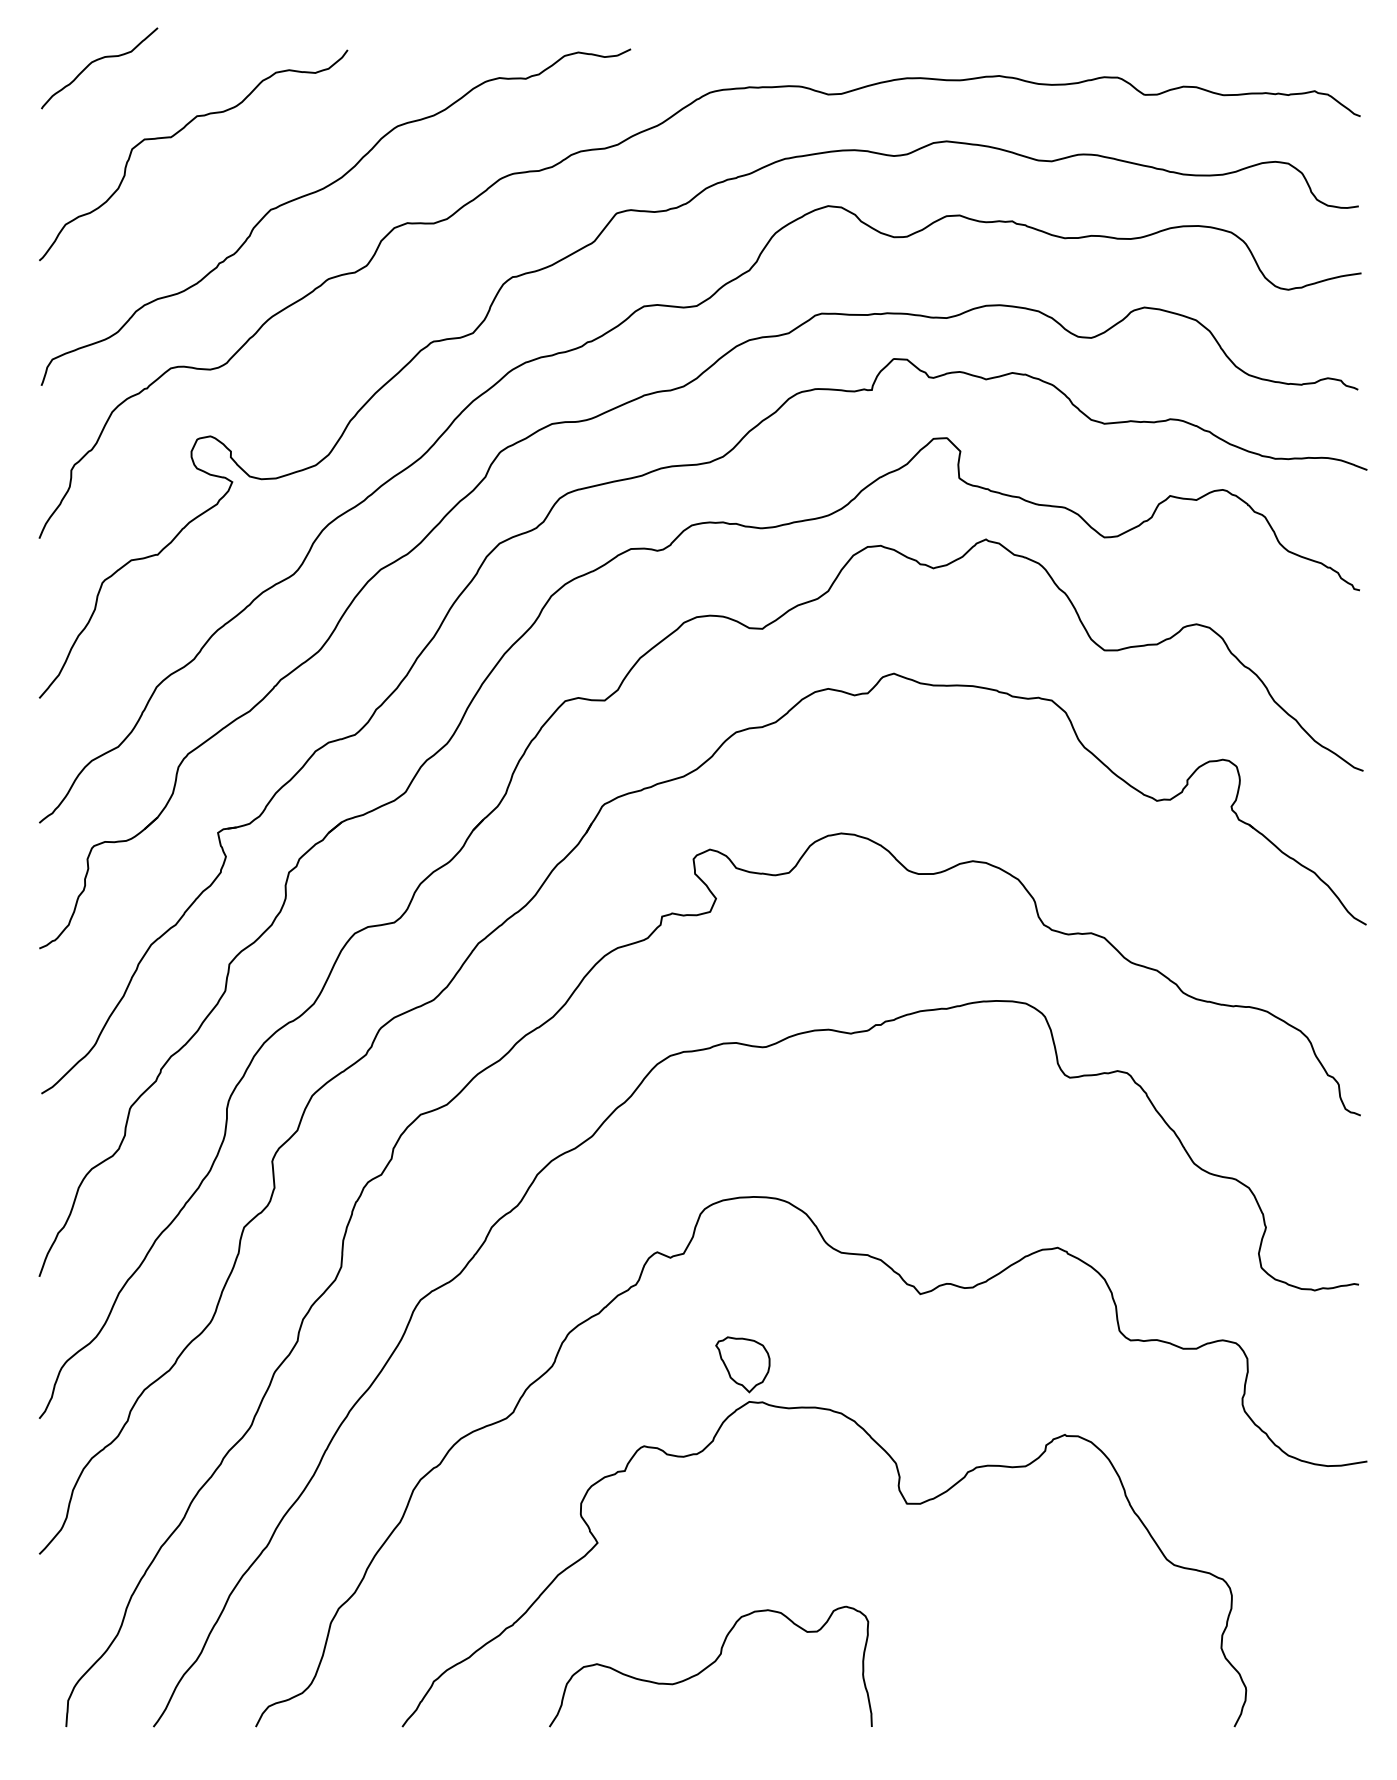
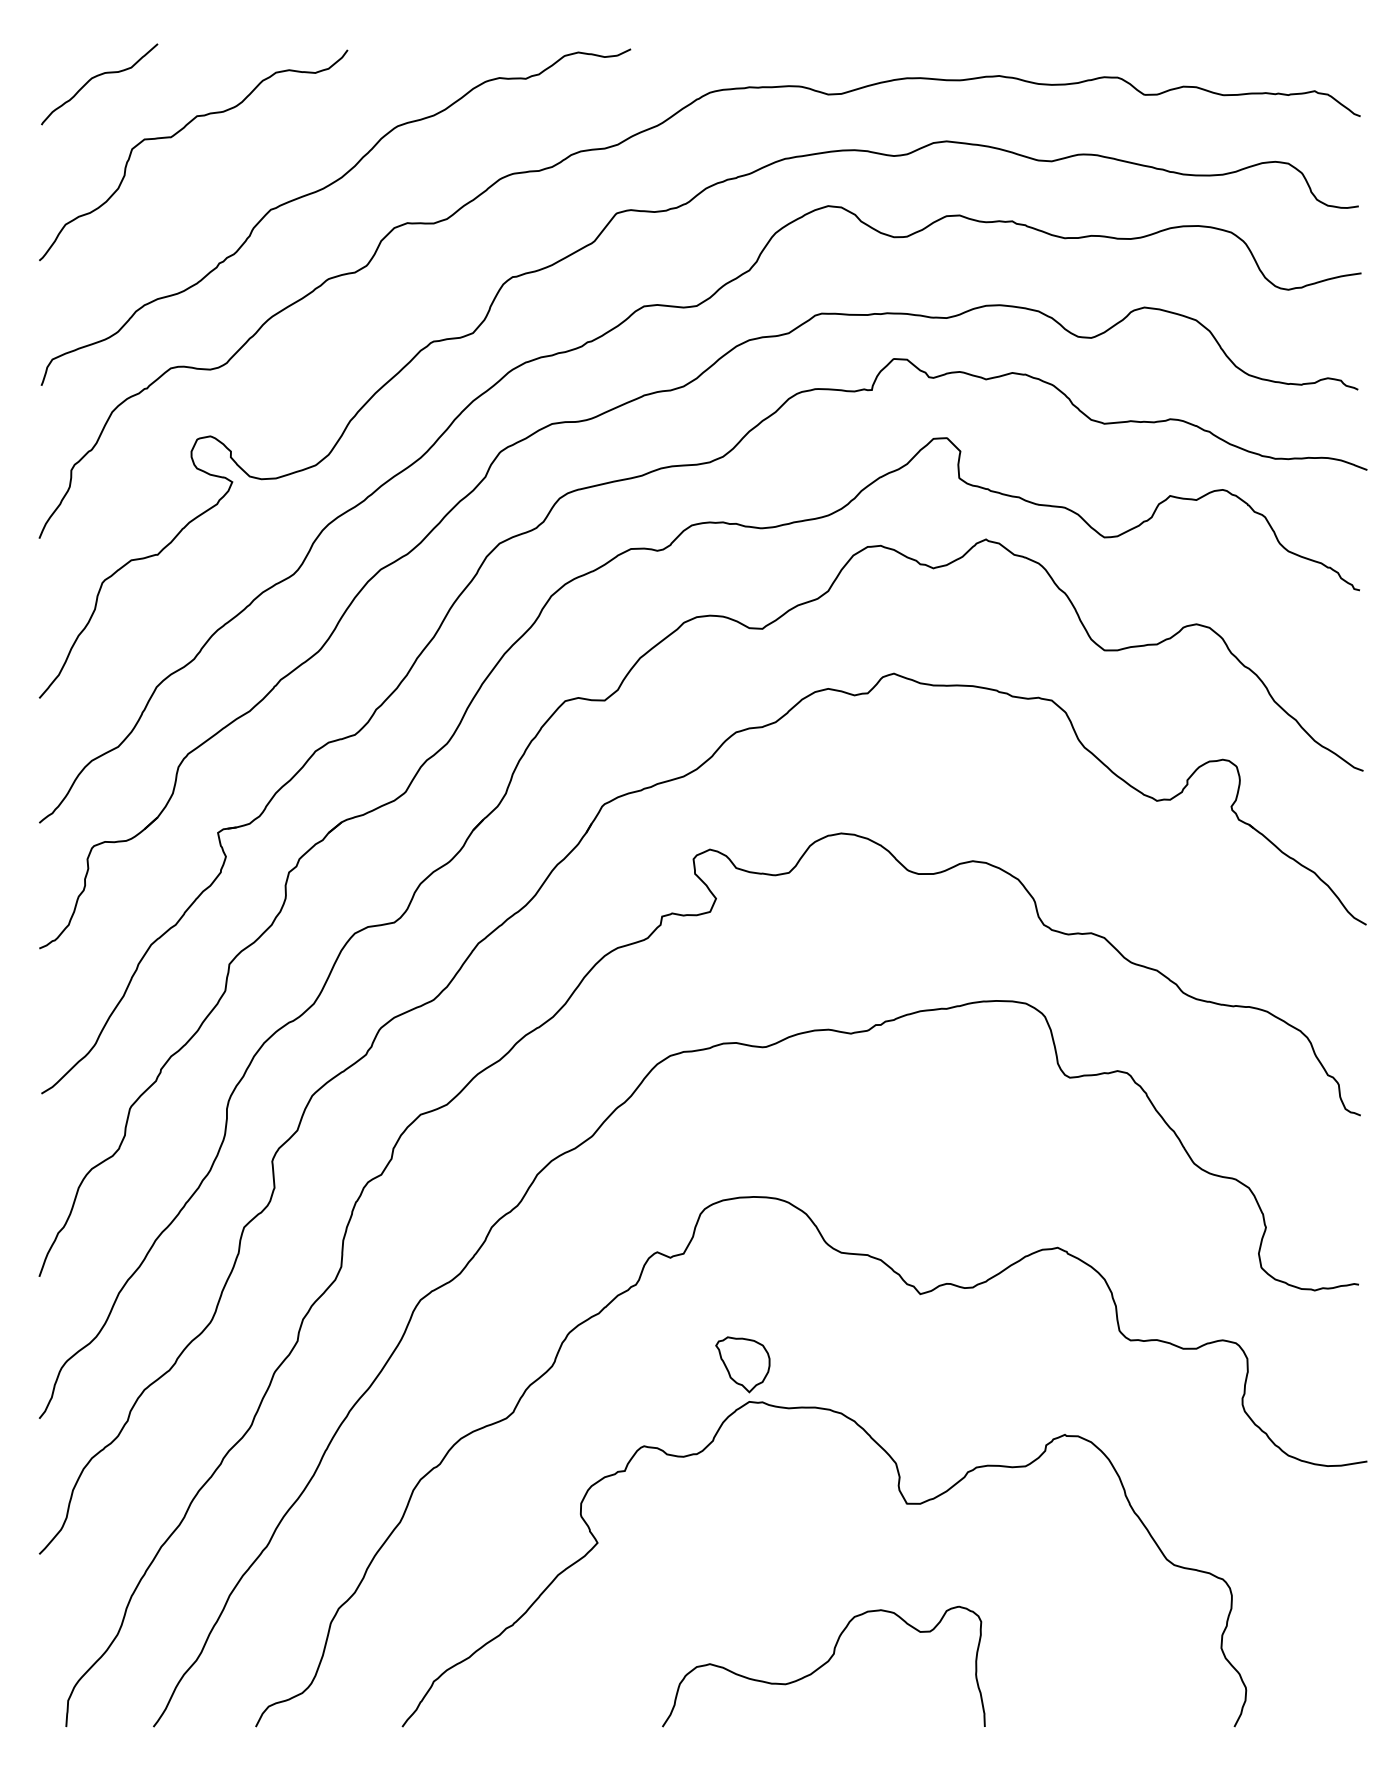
curve position: (96, 61) -> (96, 77) (96, 77)
curve position: (710, 1666) -> (823, 1666) (823, 1666)
